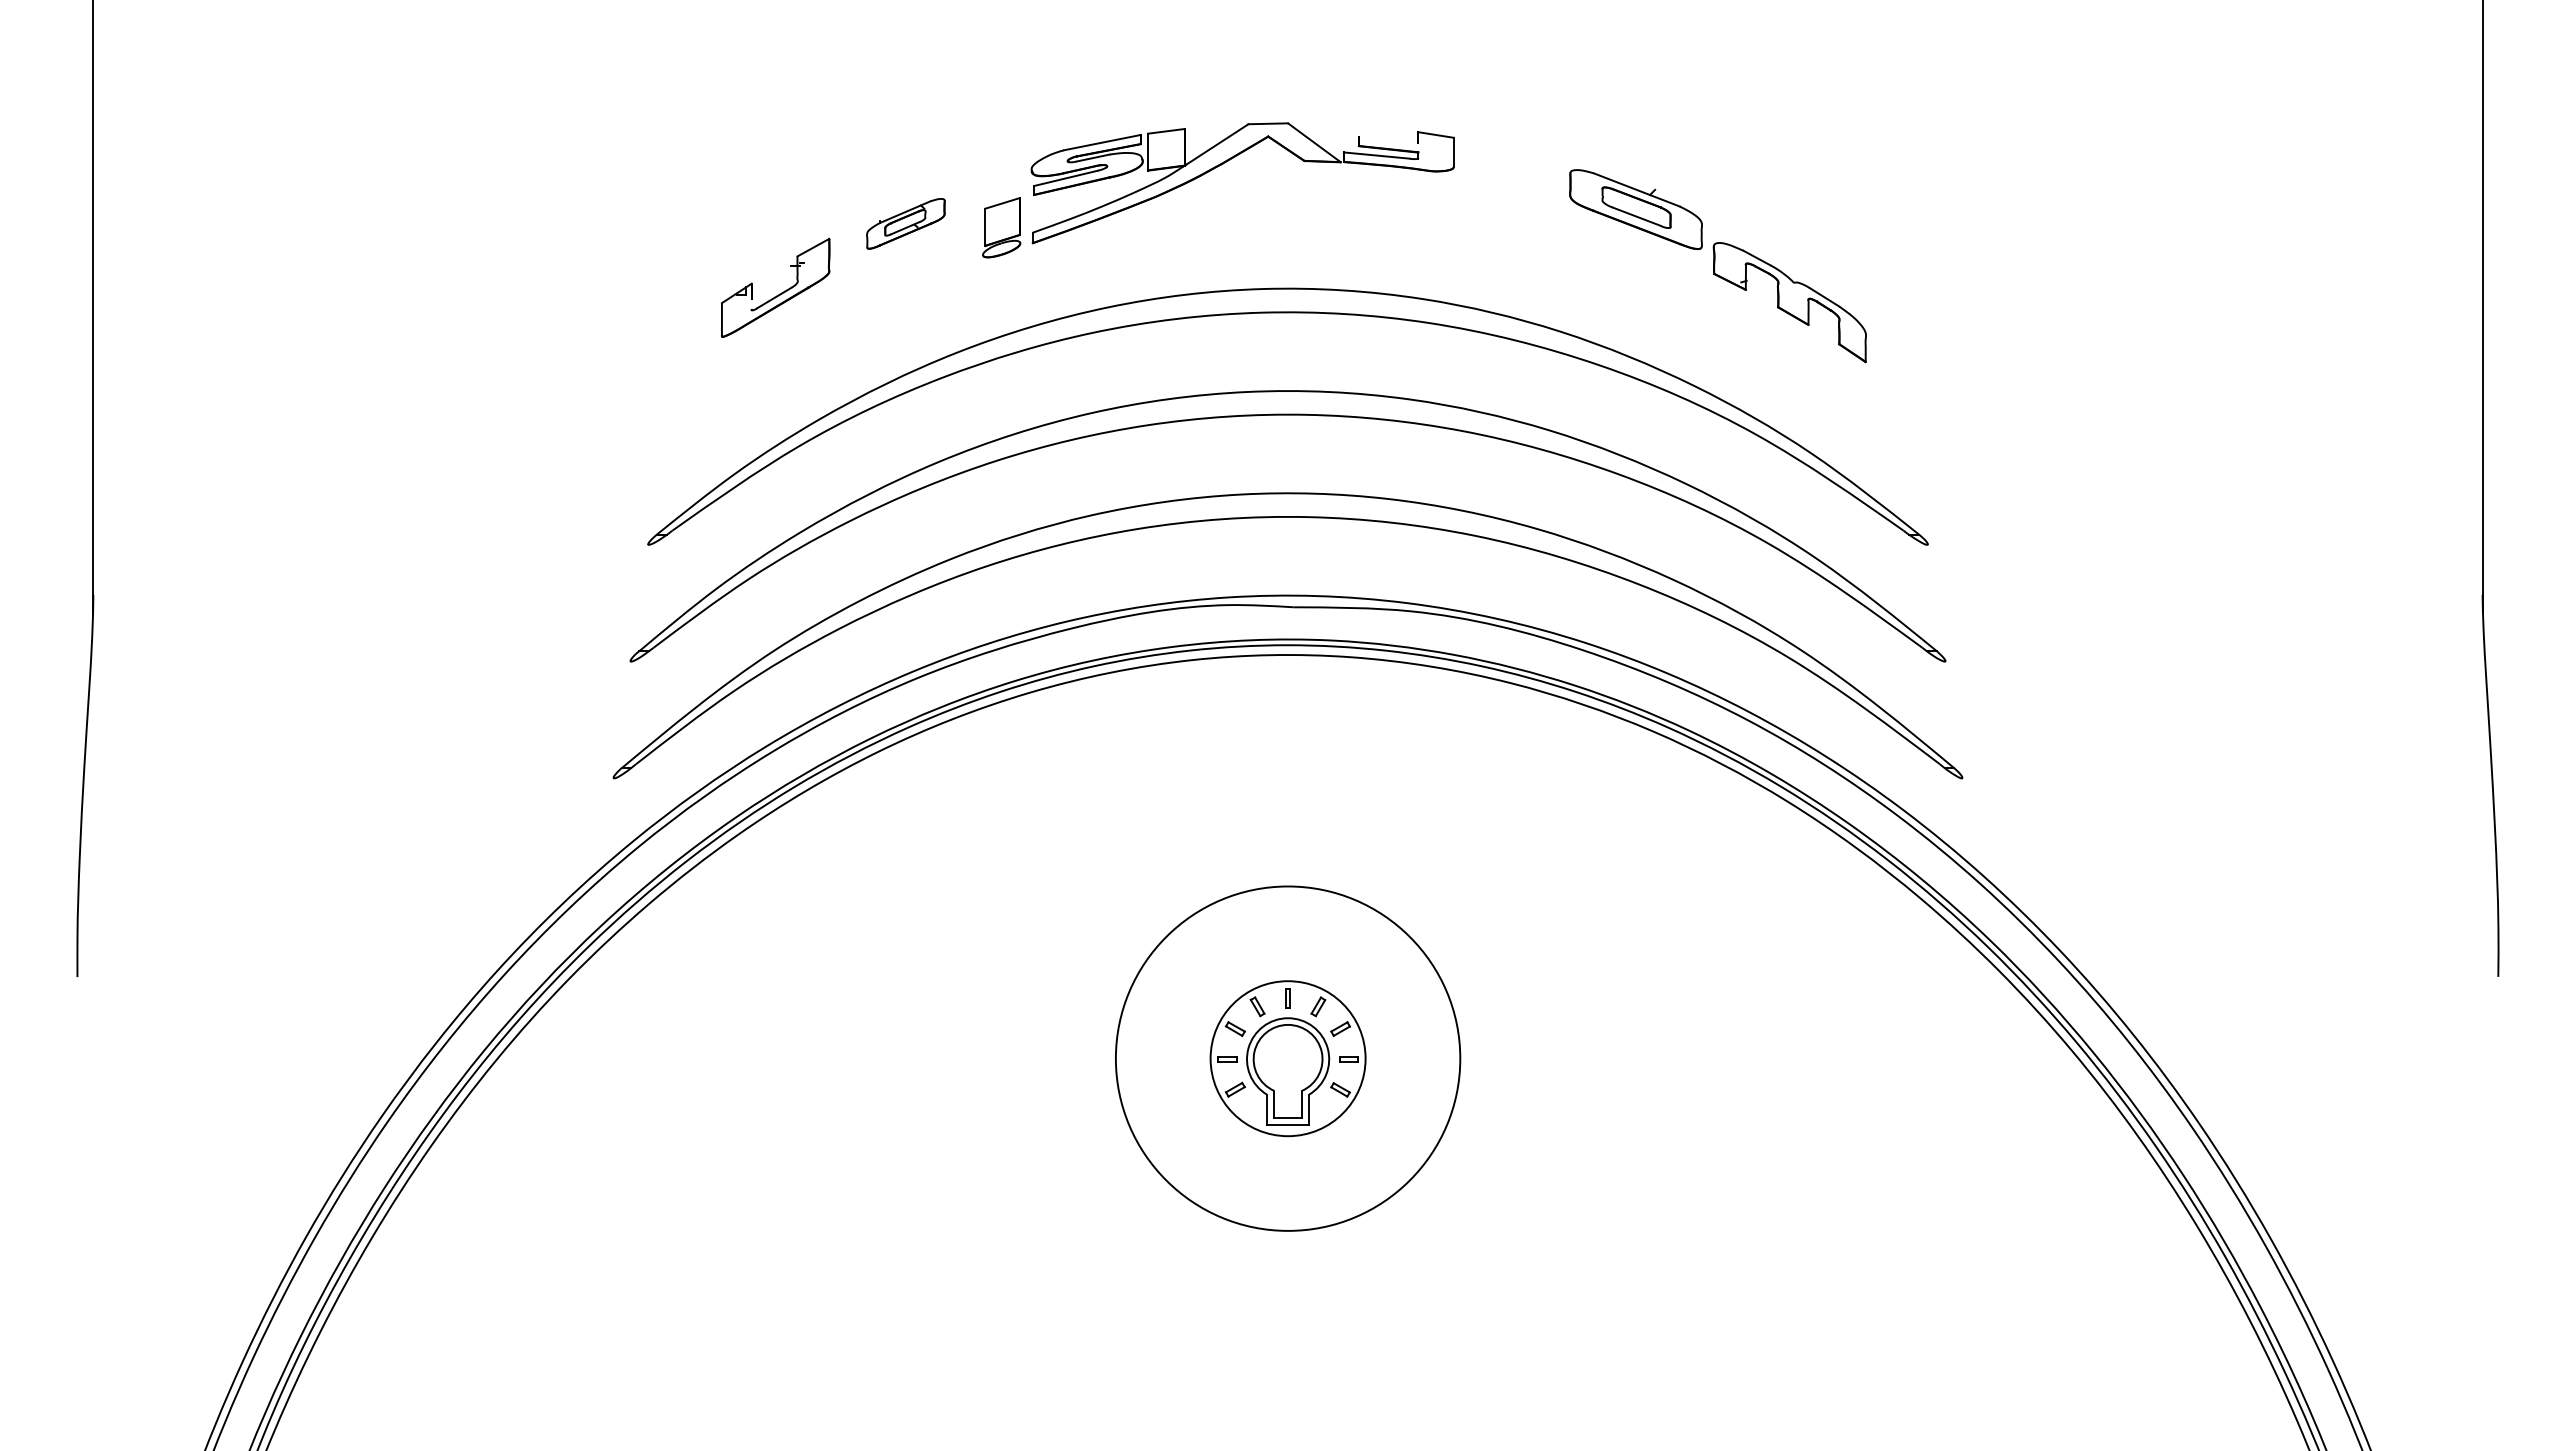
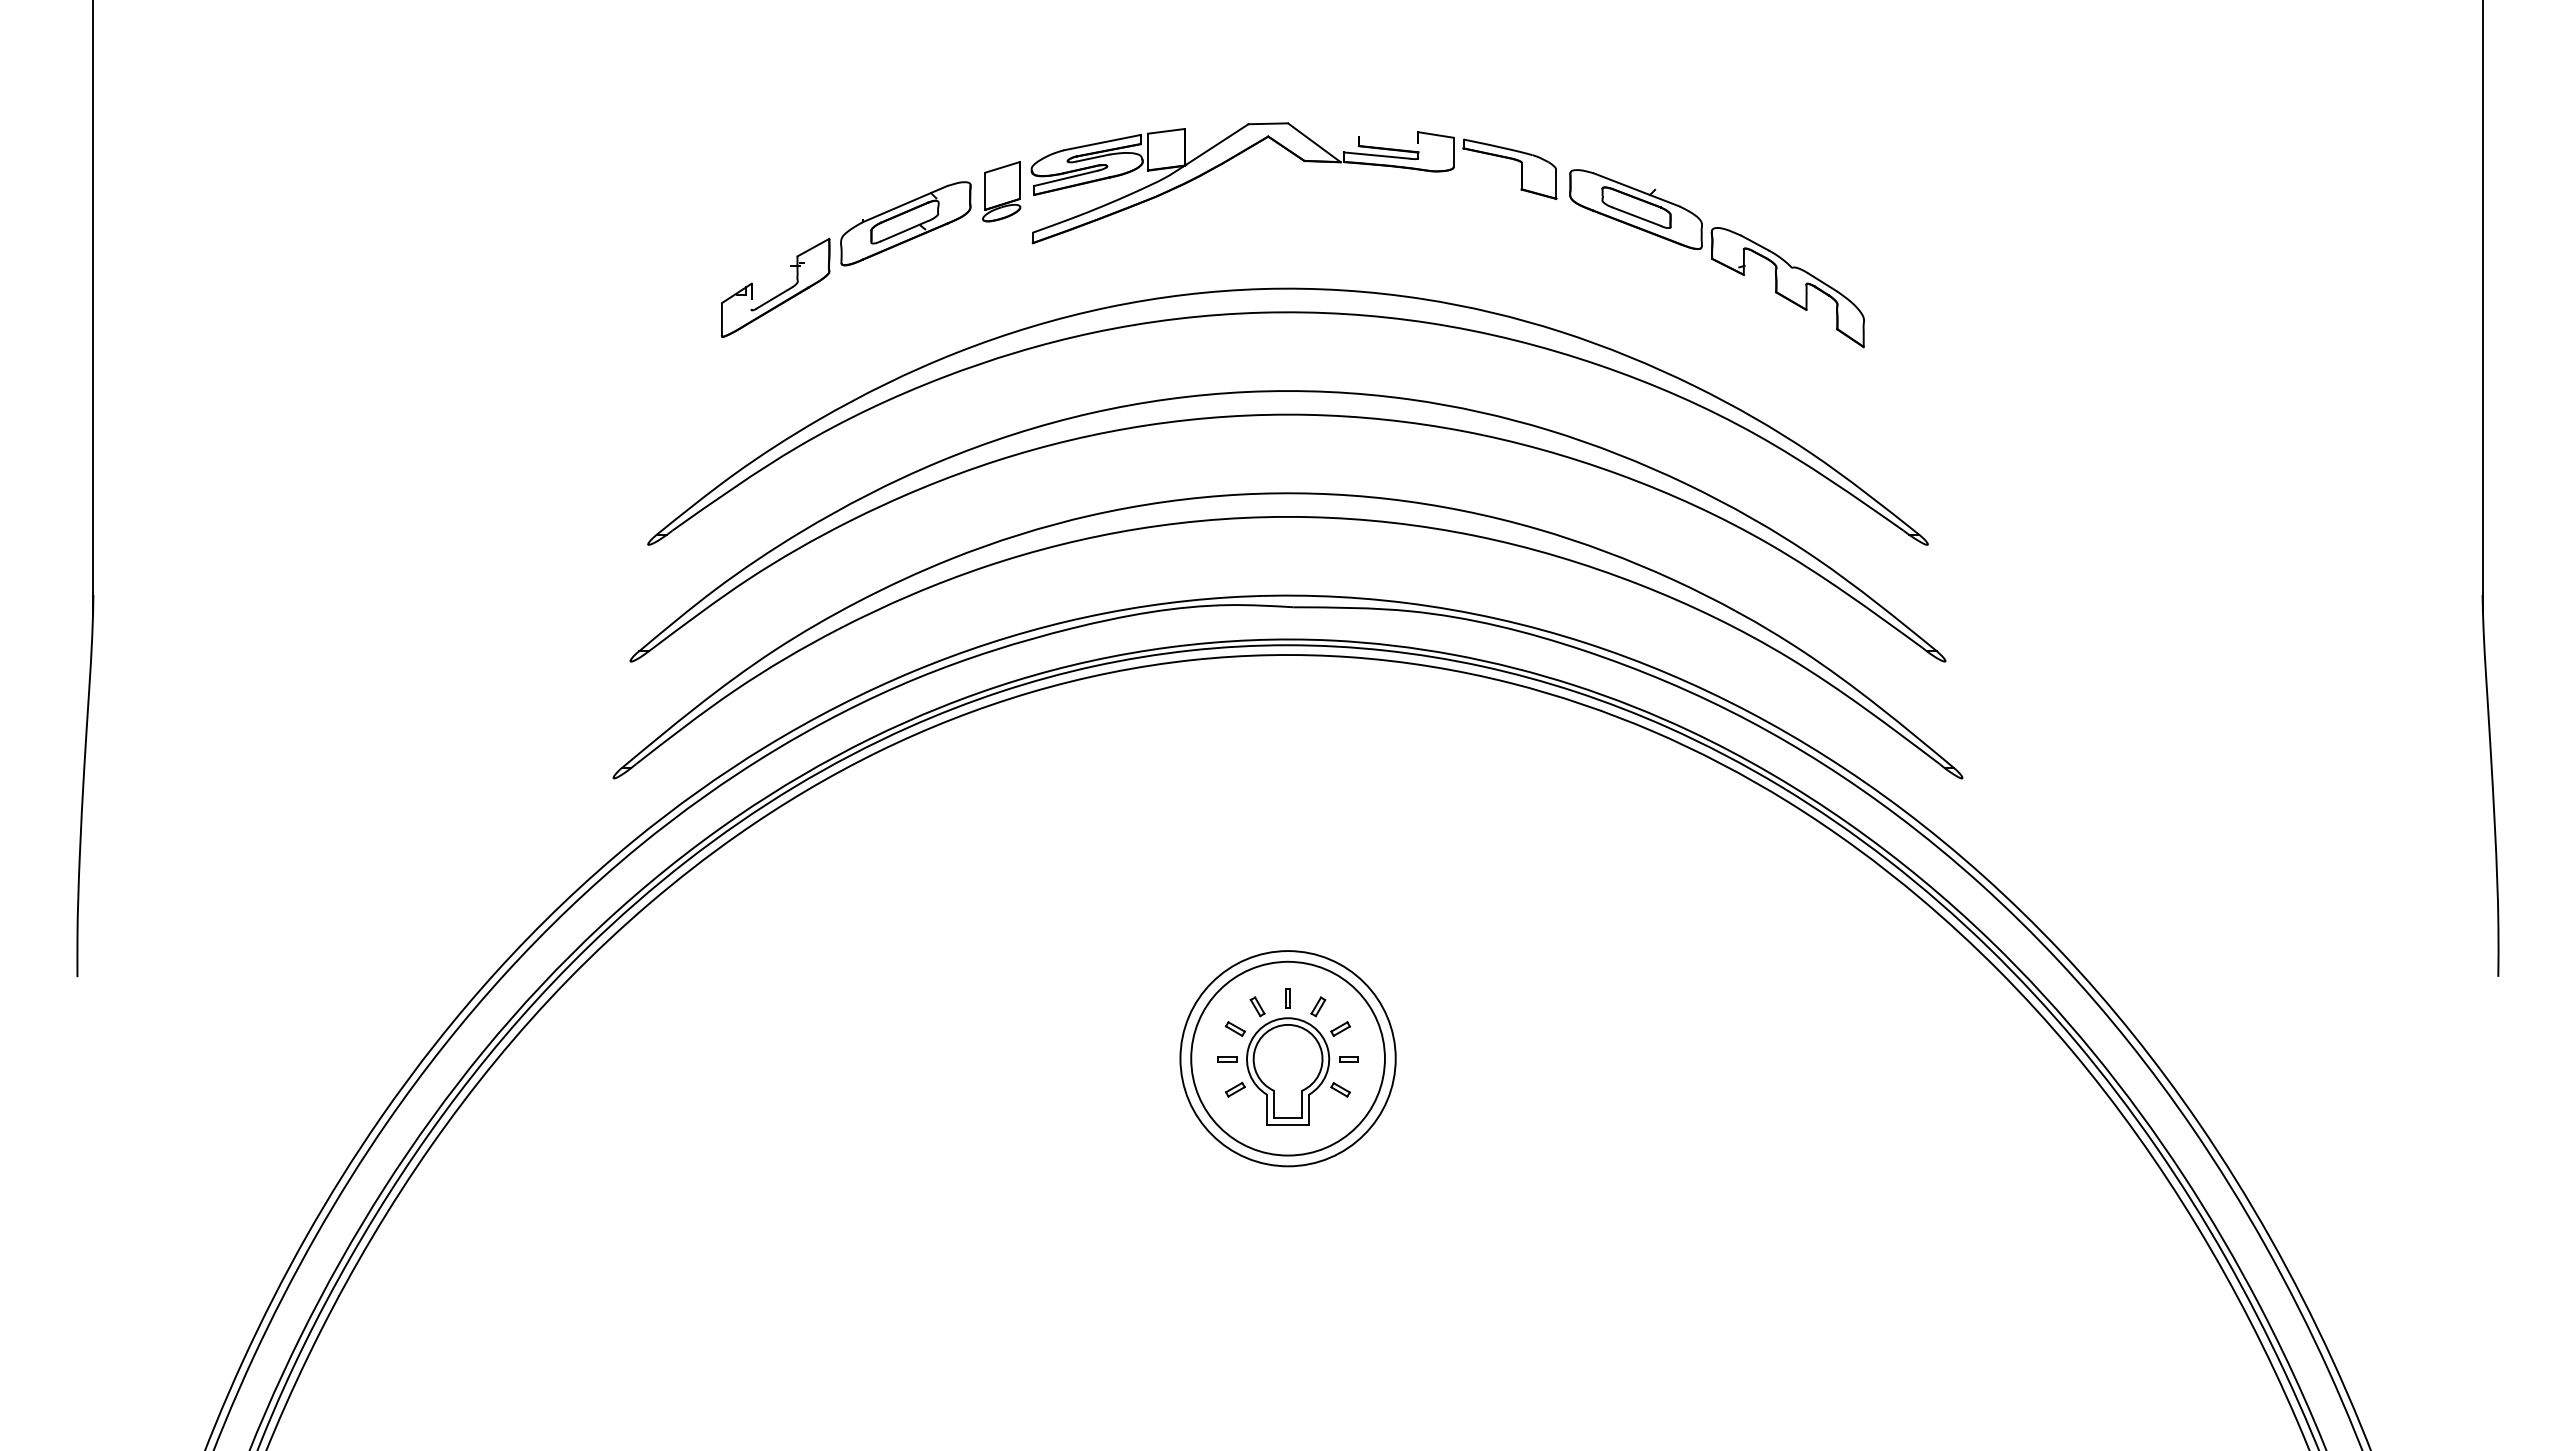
part: none -> present (1513, 160)
part size: 80x52 px -> 132x86 px (905, 223)
part position: (1001, 227) -> (1001, 191) (1001, 191)
part position: (1789, 302) -> (1787, 287) (1787, 287)
circle diameter: 155 px -> 194 px (1287, 1058)
circle diameter: 344 px -> 215 px (1287, 1058)
